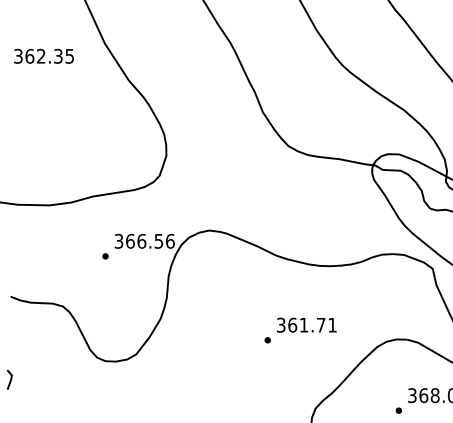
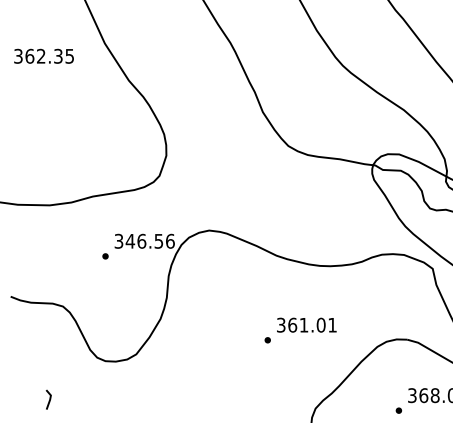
text: 366.56 -> 346.56 (130, 240)
text: 361.71 -> 361.01 (320, 324)
line position: (10, 379) -> (49, 399) (49, 399)
